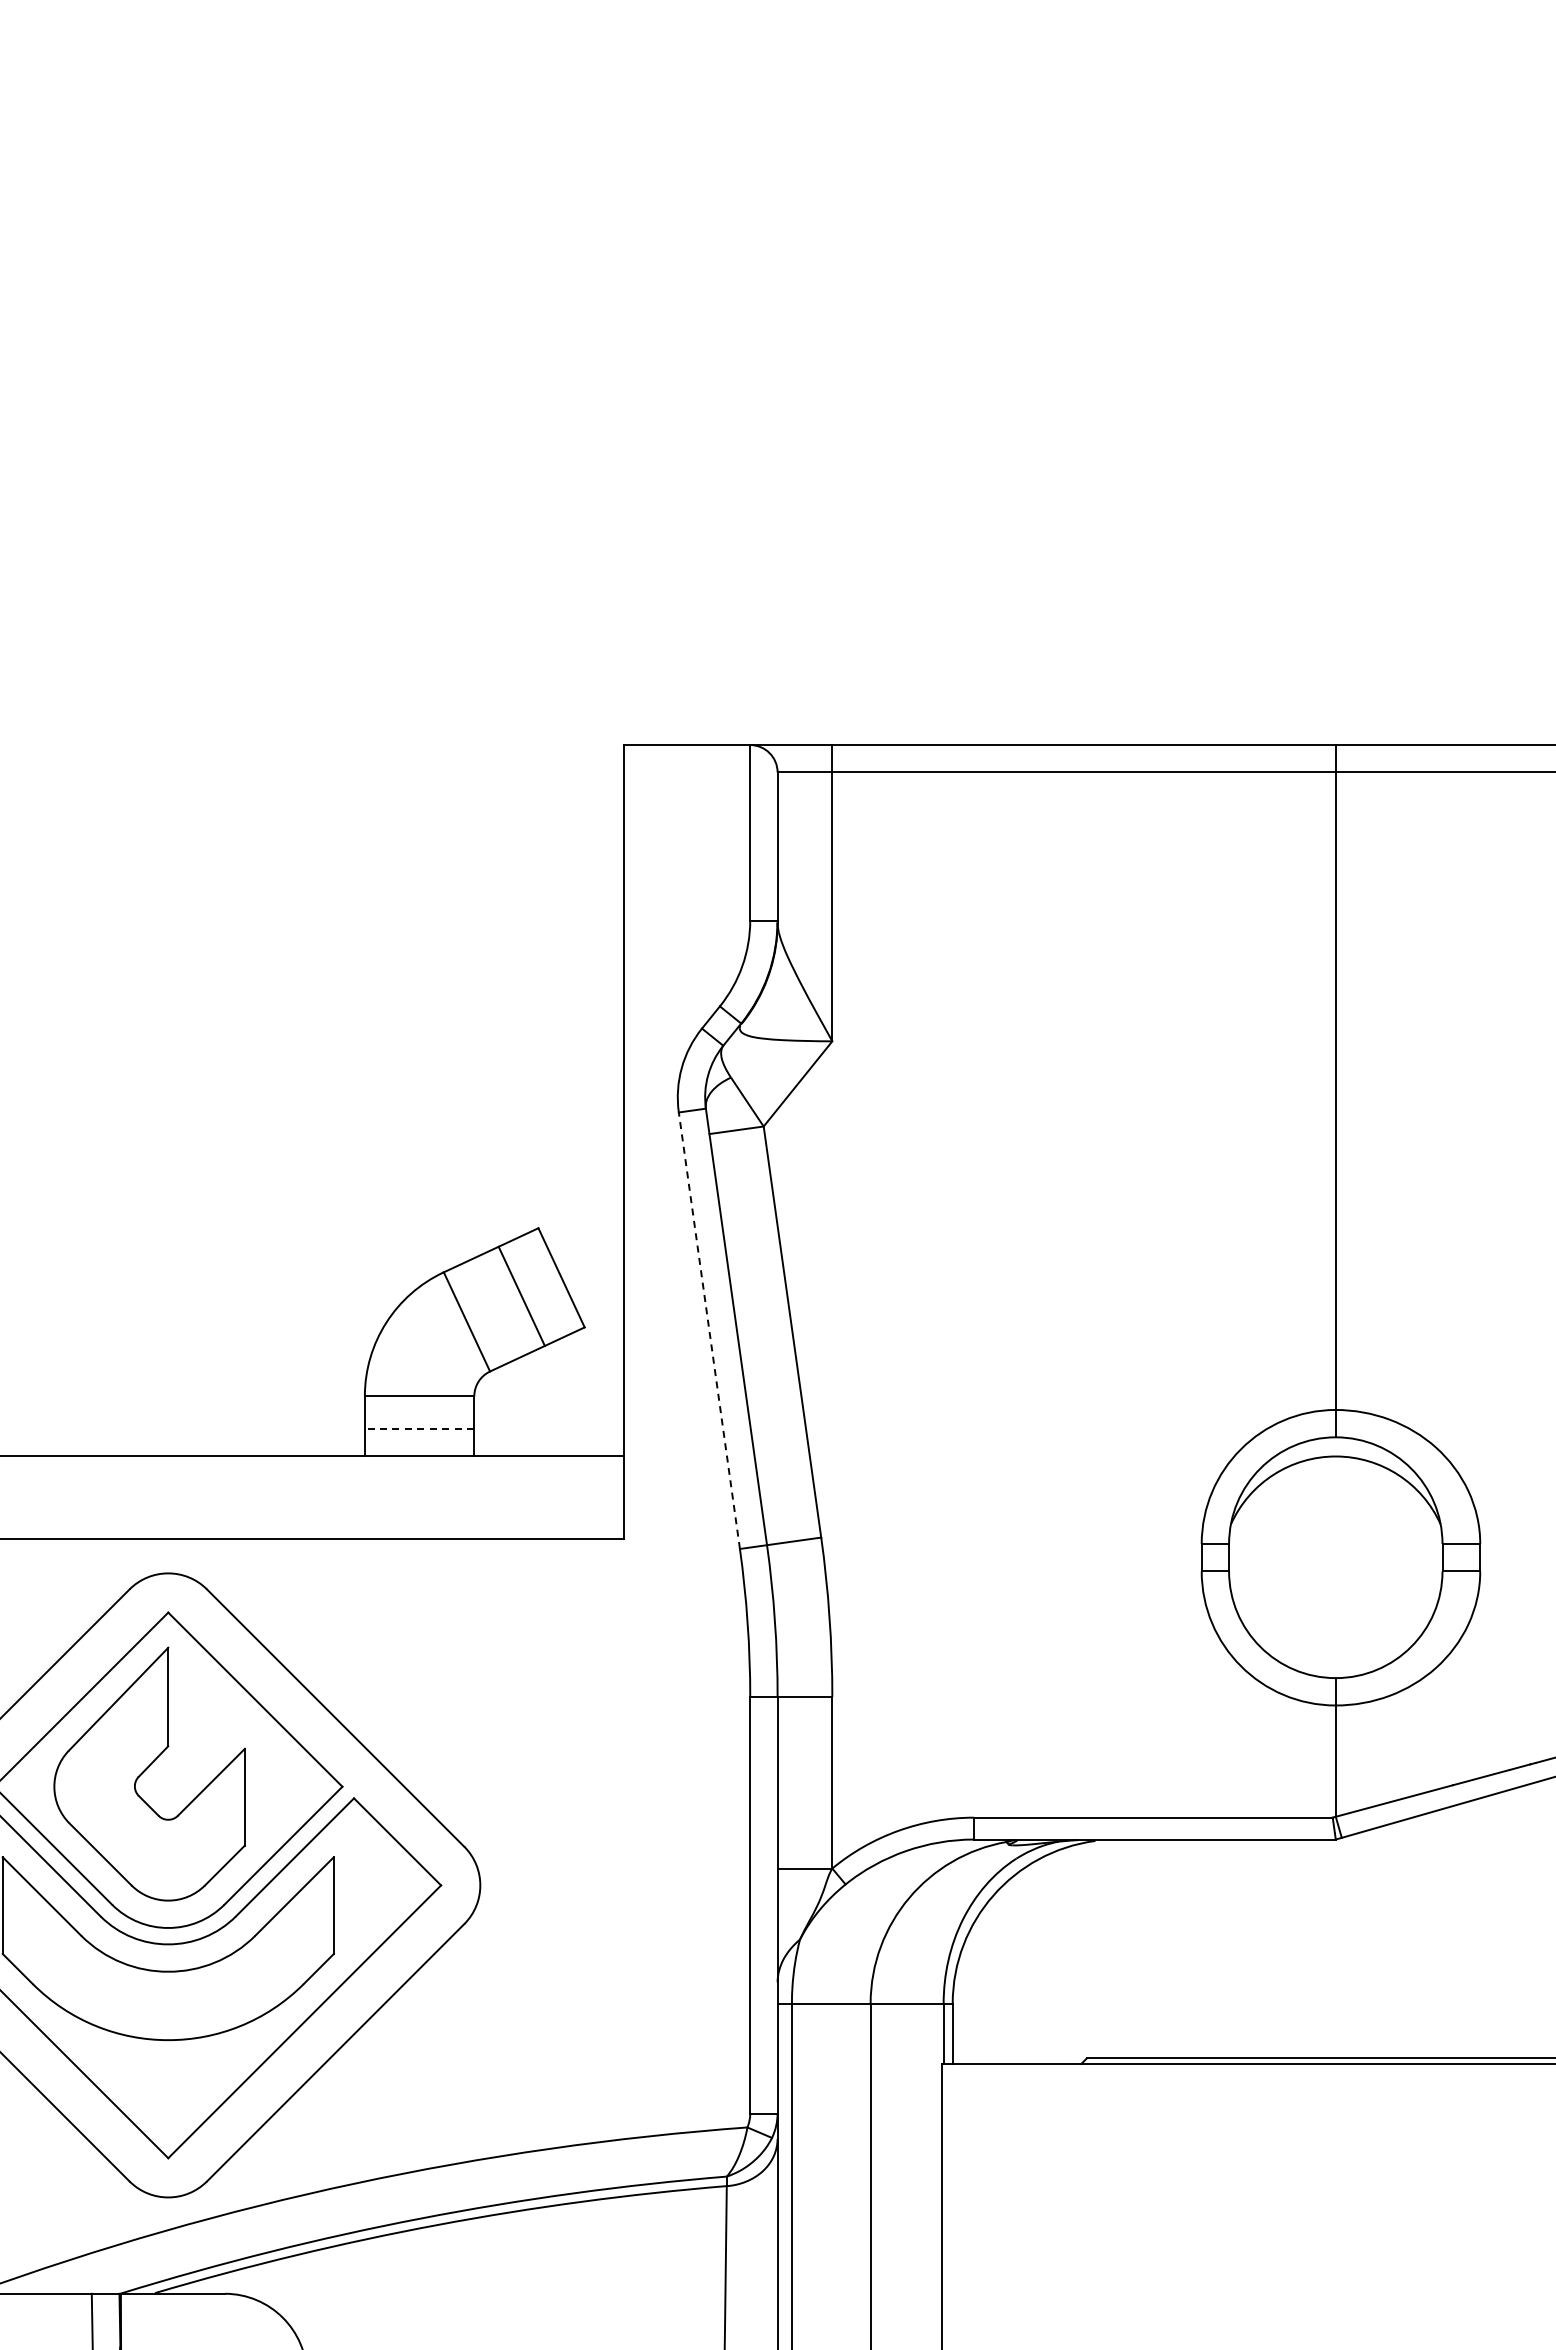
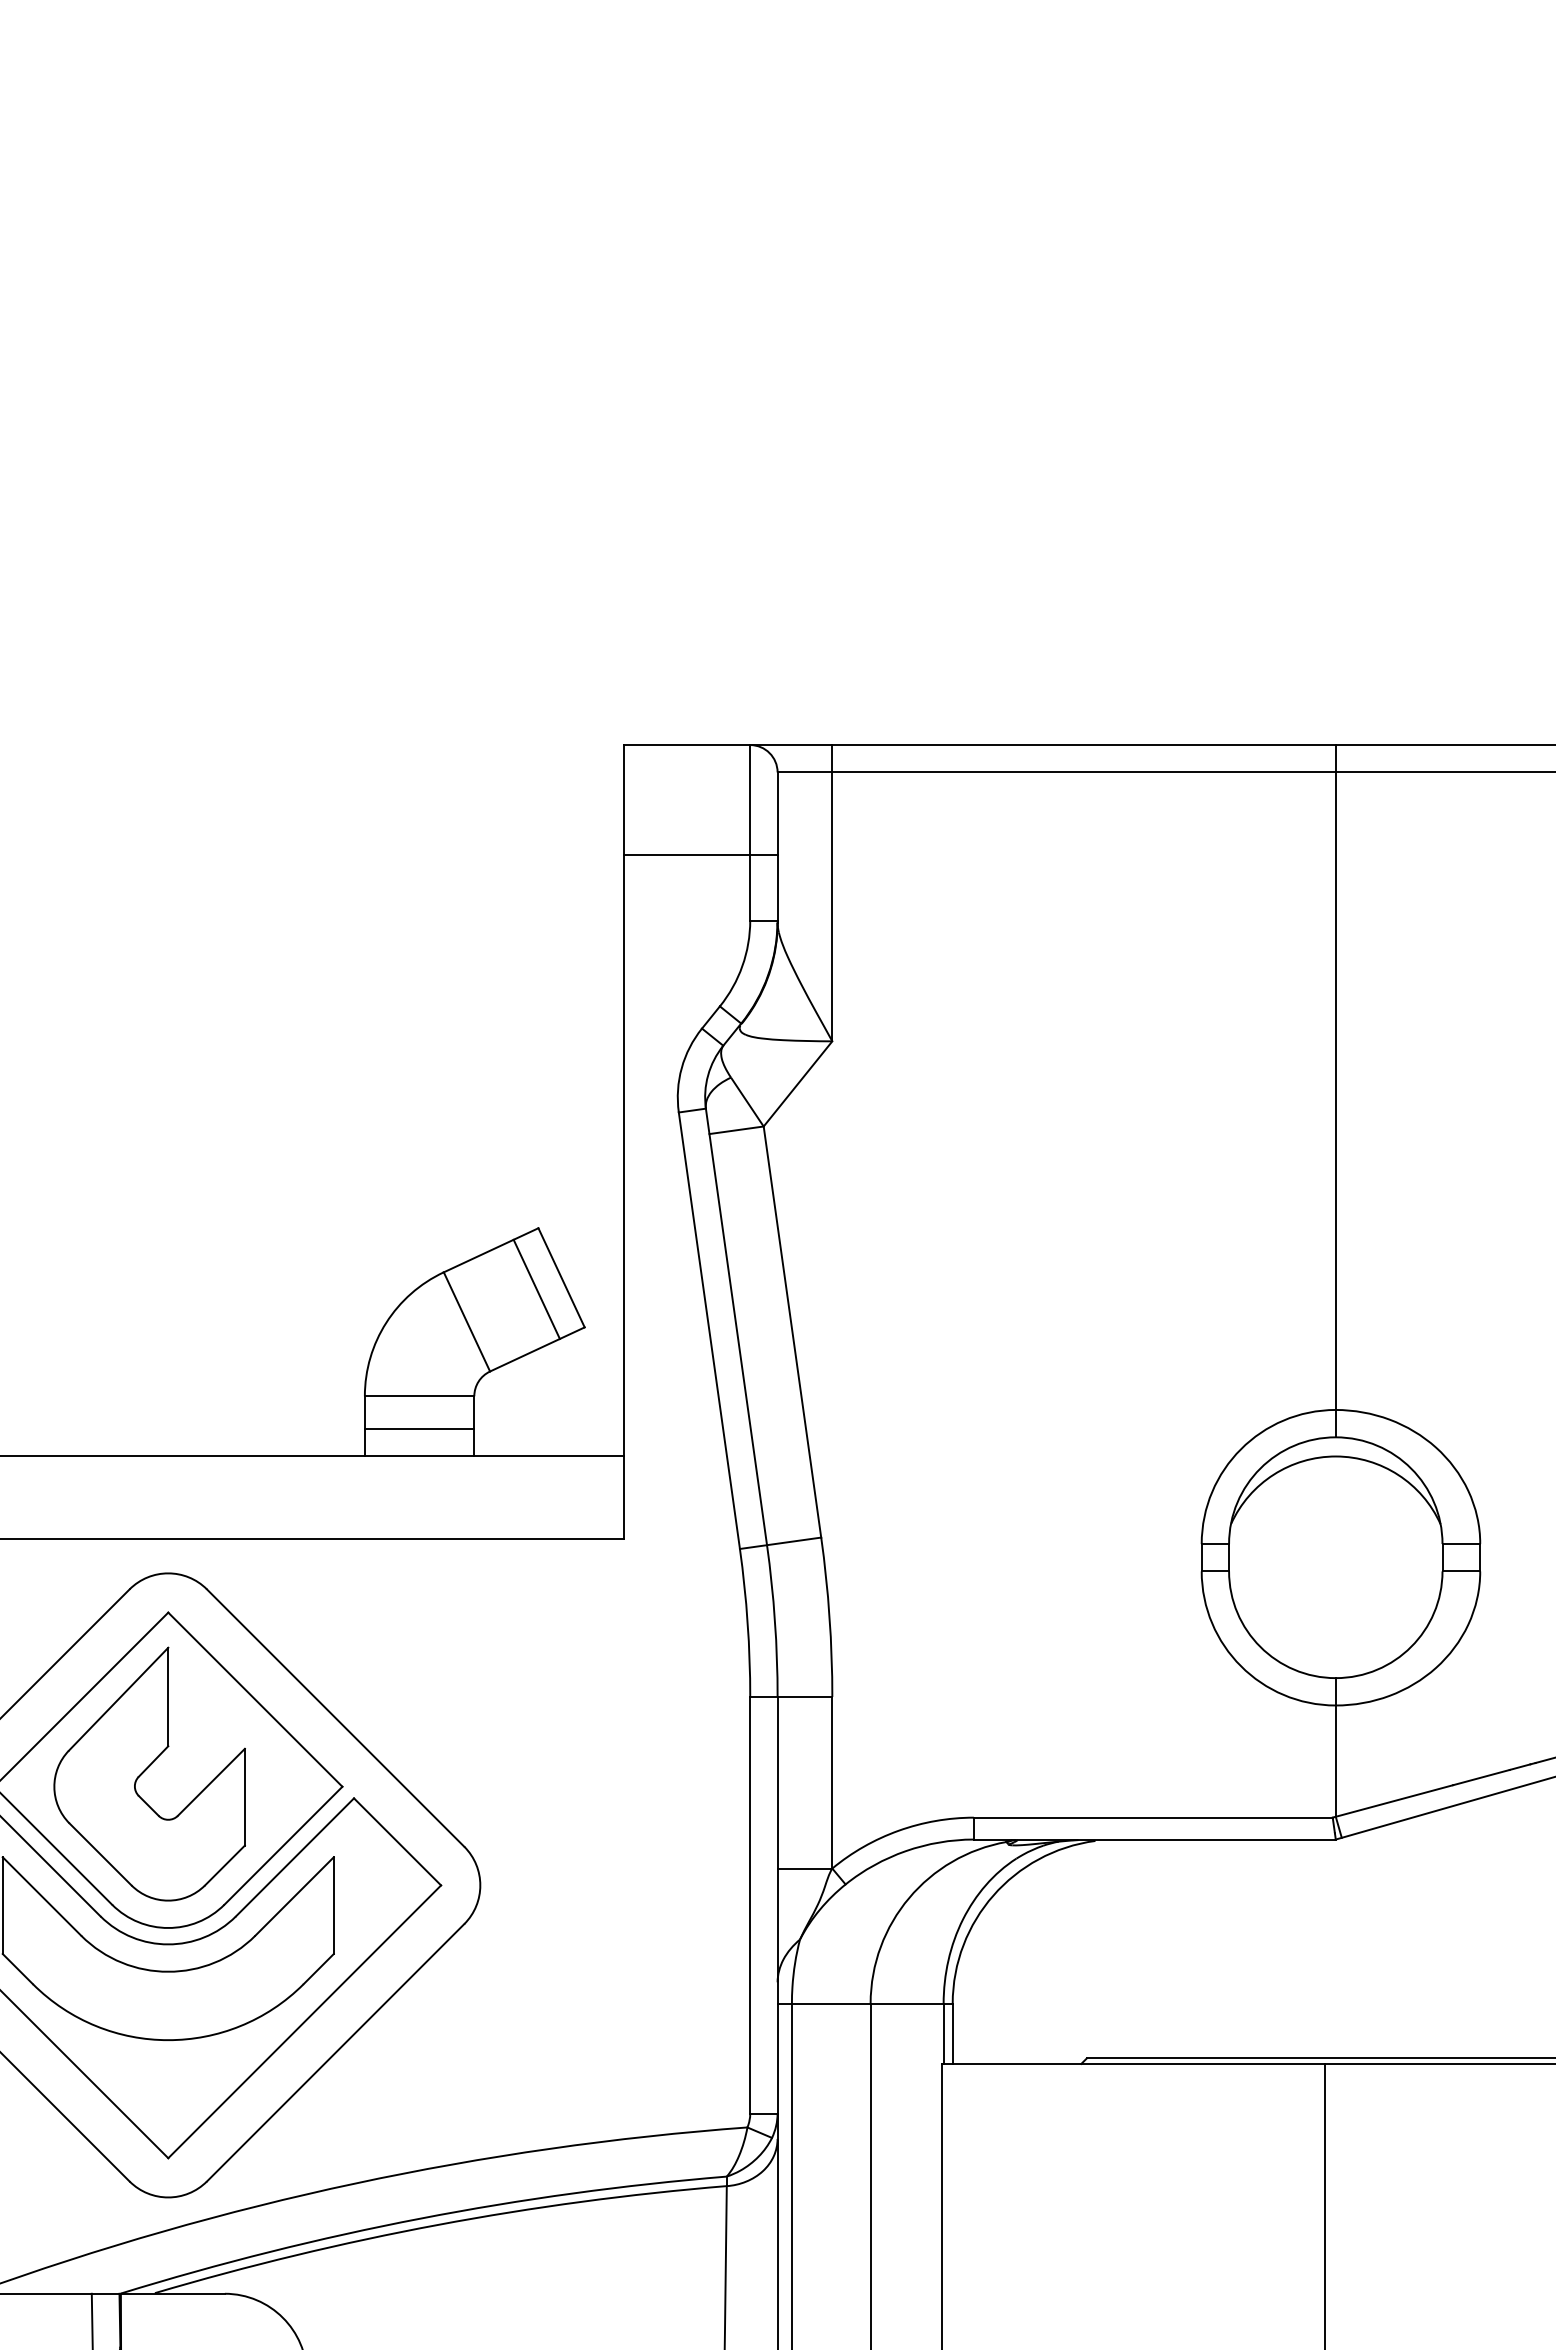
line: none -> present (700, 854)
line position: (521, 1296) -> (536, 1289) (536, 1289)
line: dashed -> solid (709, 1330)
line: dashed -> solid (419, 1429)
line: none -> present (1324, 2204)
